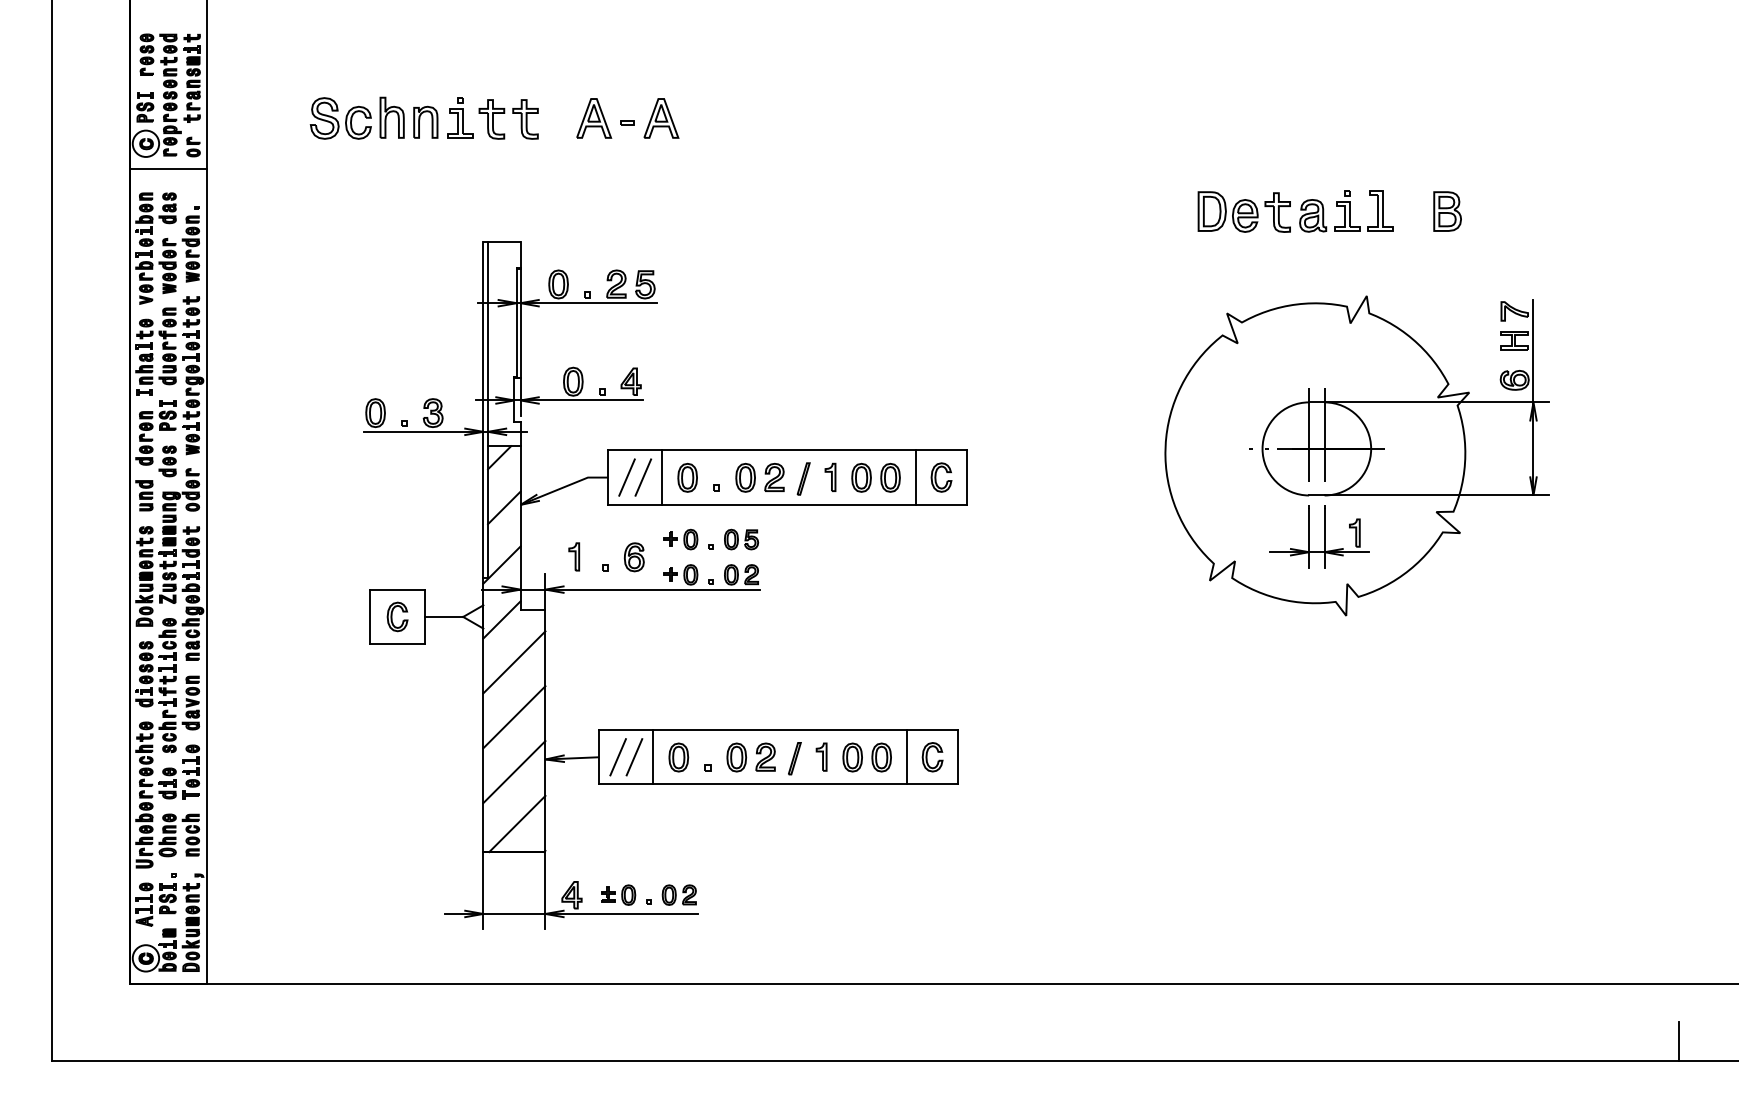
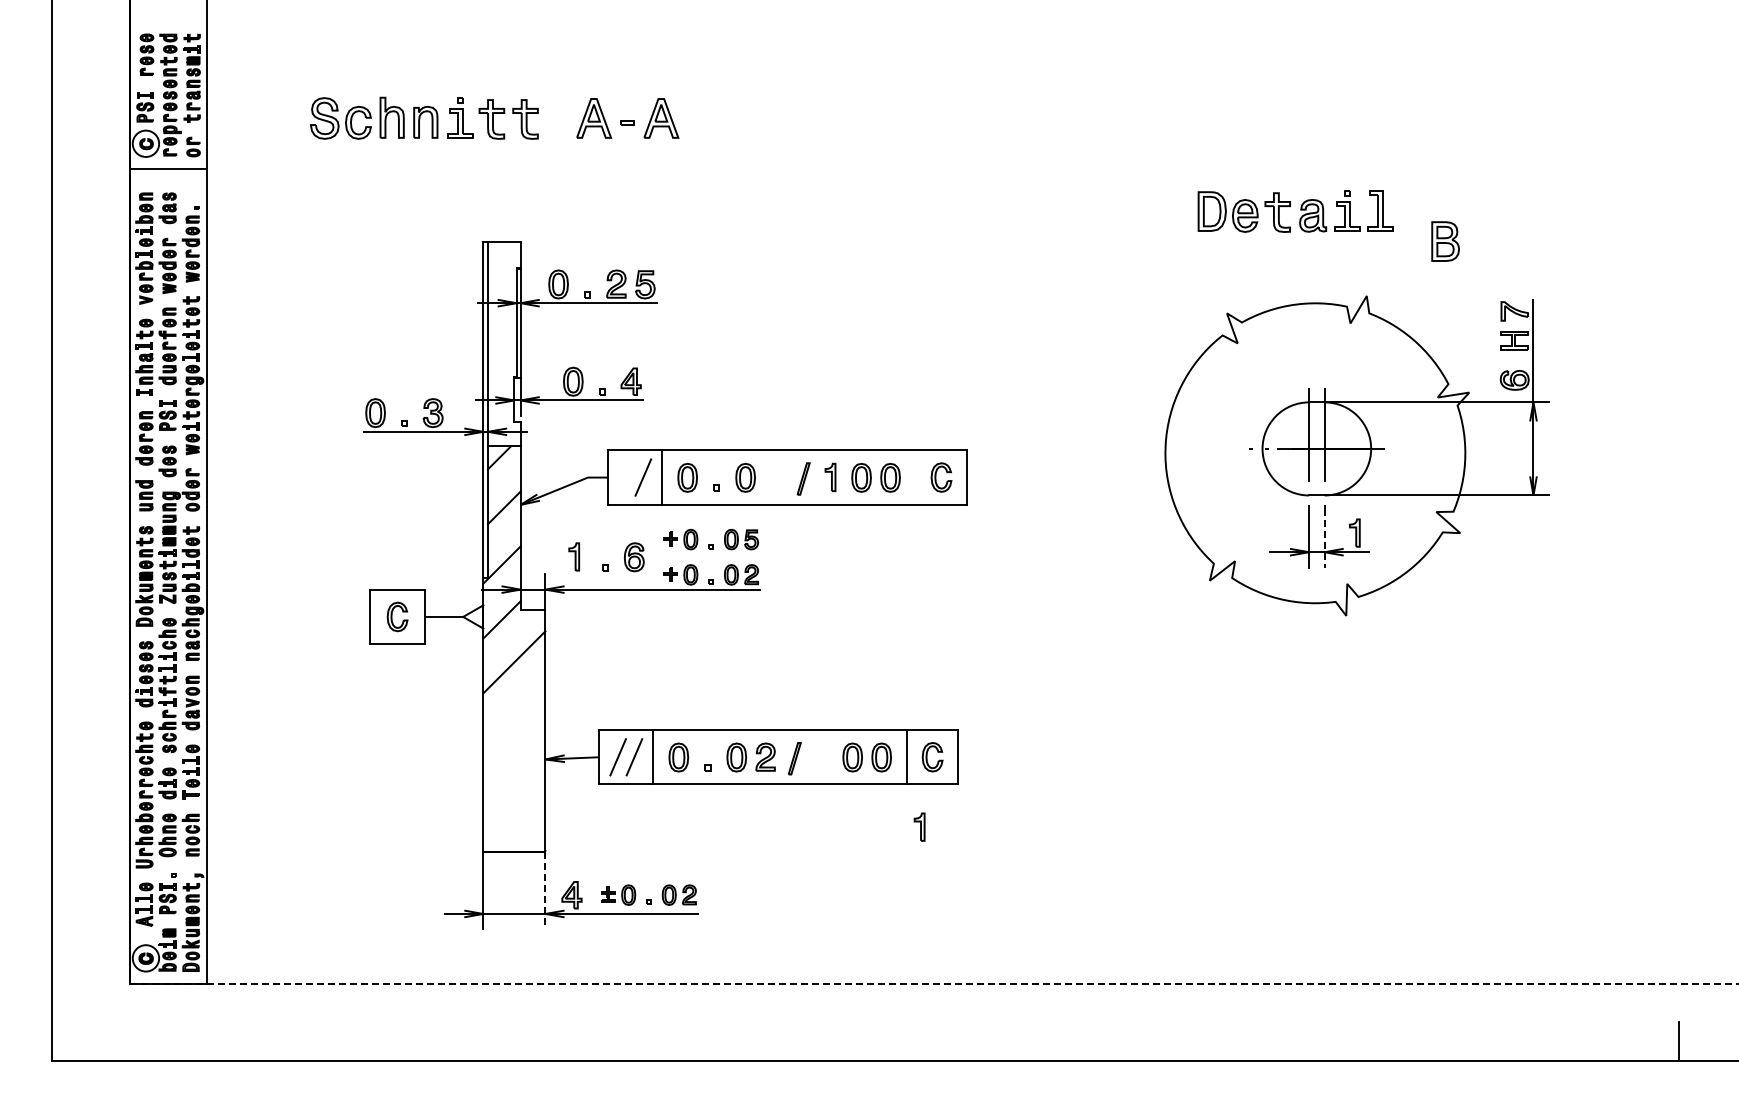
part position: (1447, 211) -> (1445, 241) (1445, 241)
line: present -> none (626, 477)
part: present -> none (774, 477)
line: present -> none (915, 477)
line: solid -> dashed (1324, 539)
line: present -> none (514, 717)
part position: (821, 756) -> (919, 826) (919, 826)
line: present -> none (514, 772)
line: present -> none (517, 823)
line: solid -> dashed (545, 890)
line: solid -> dashed (934, 983)
